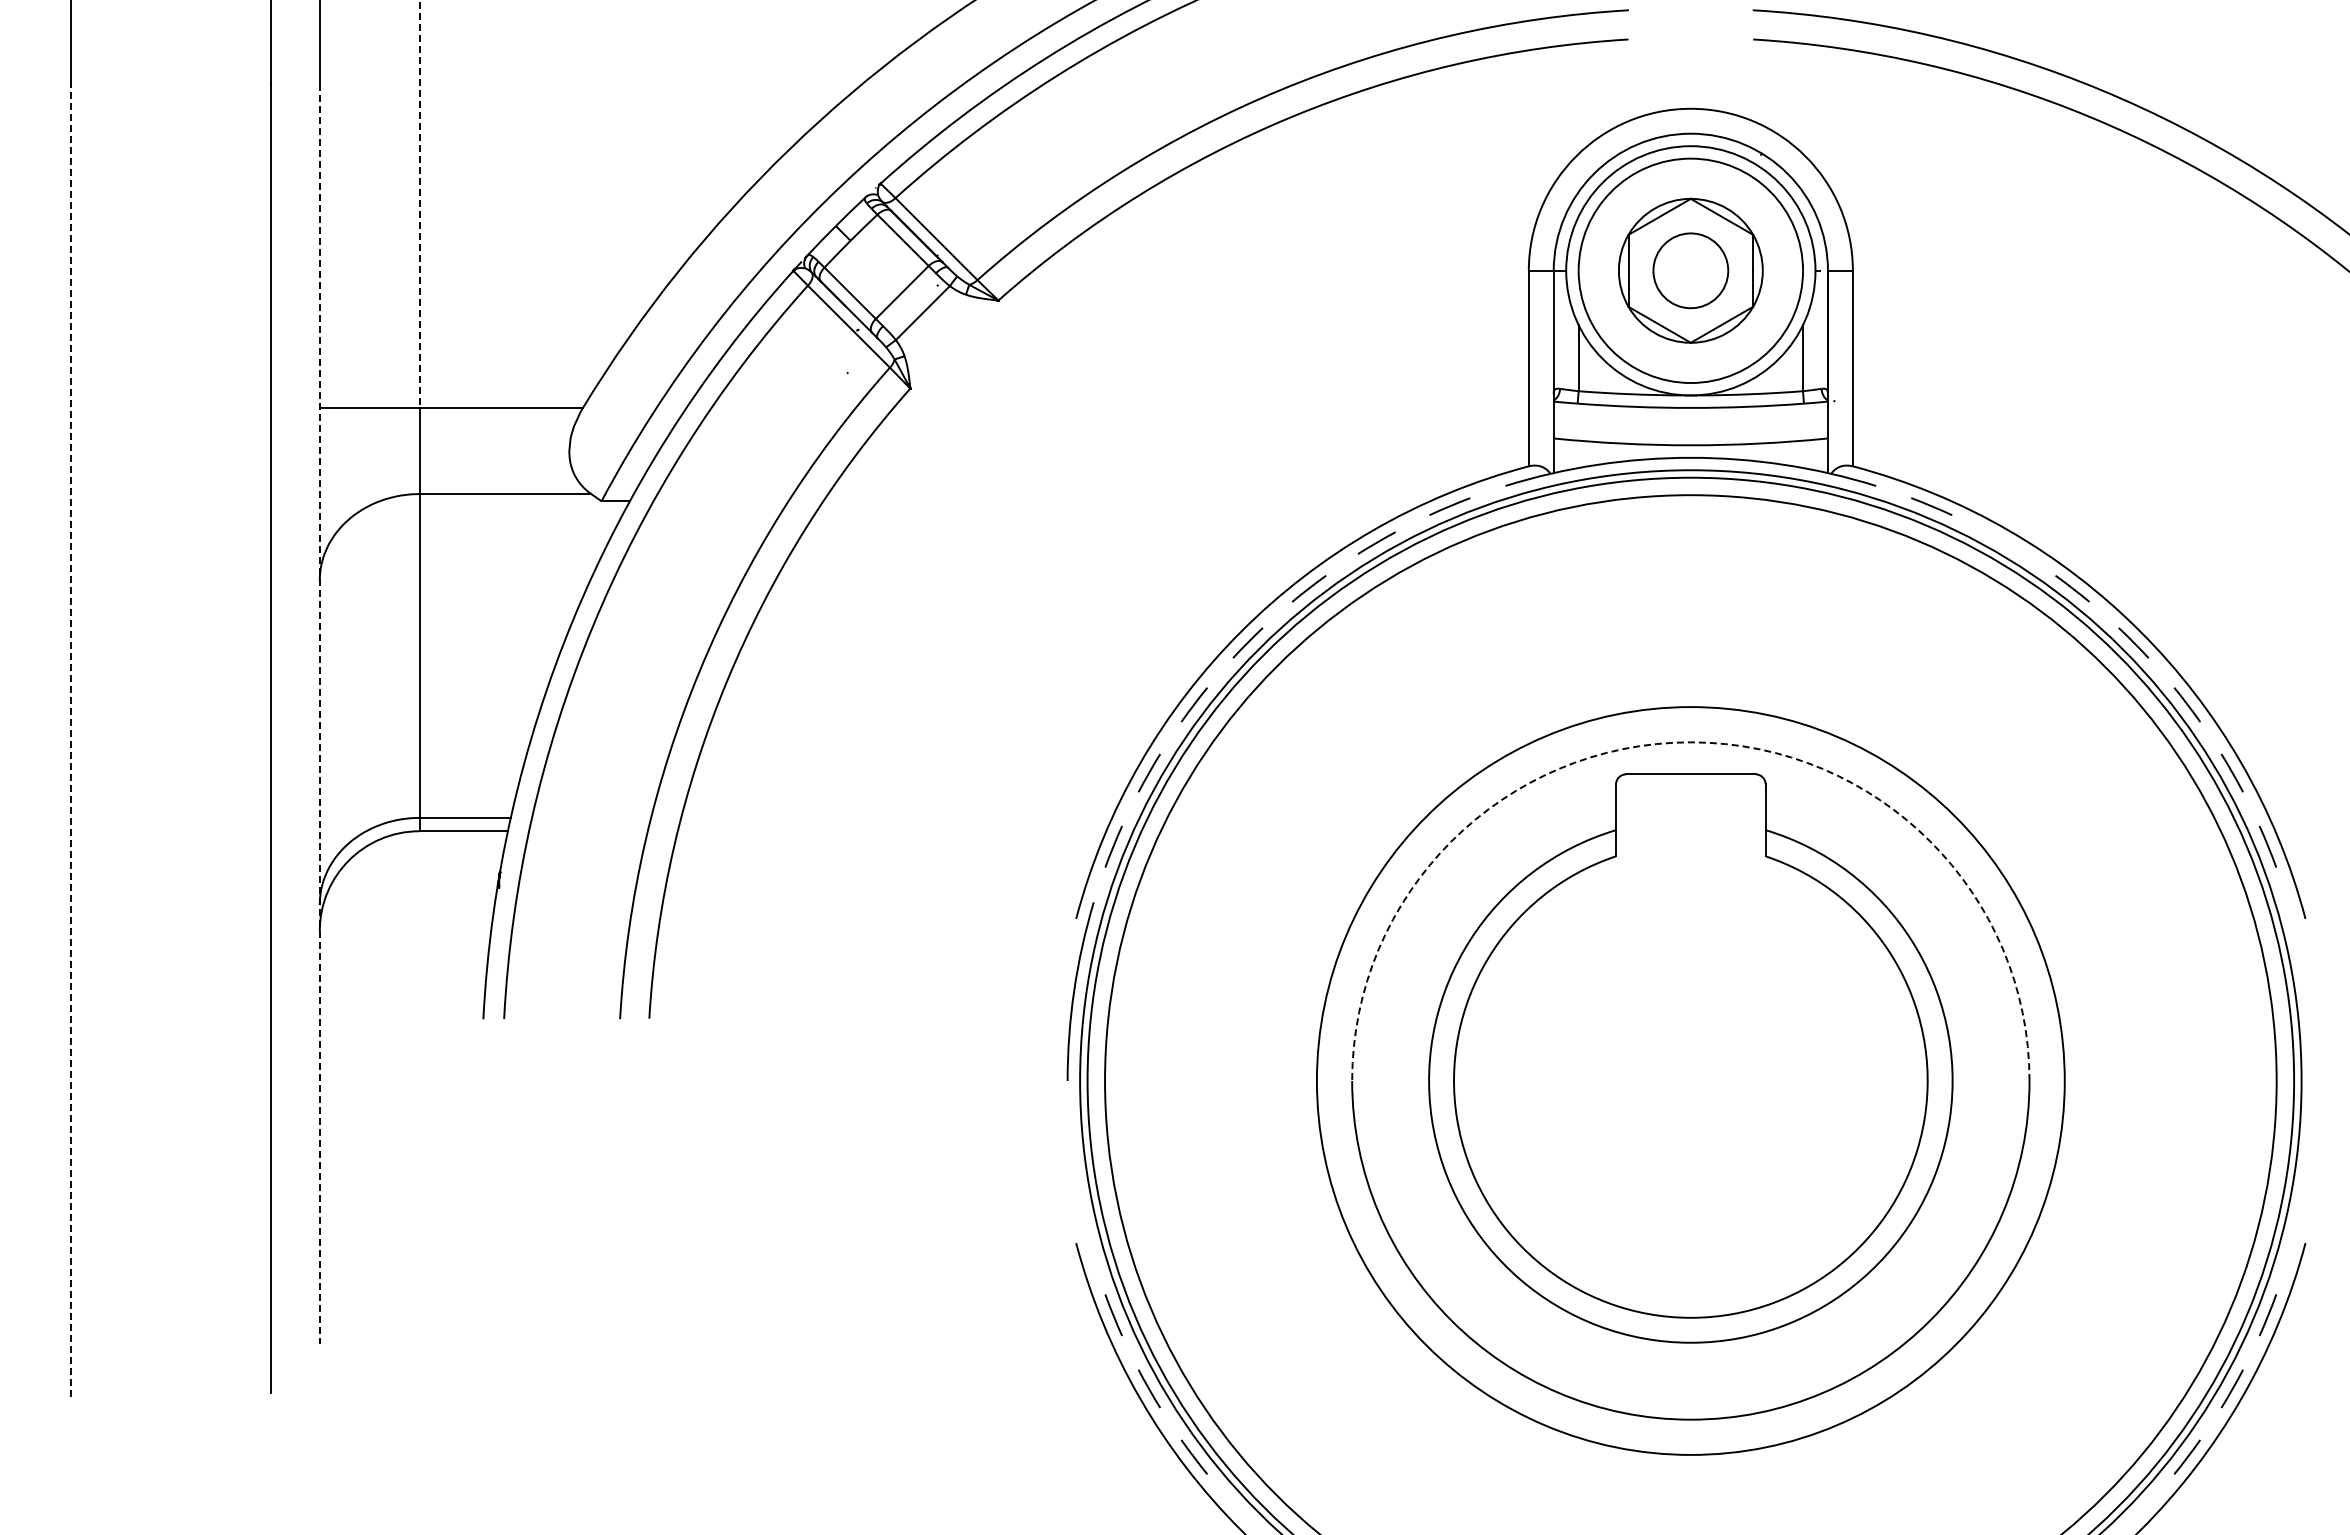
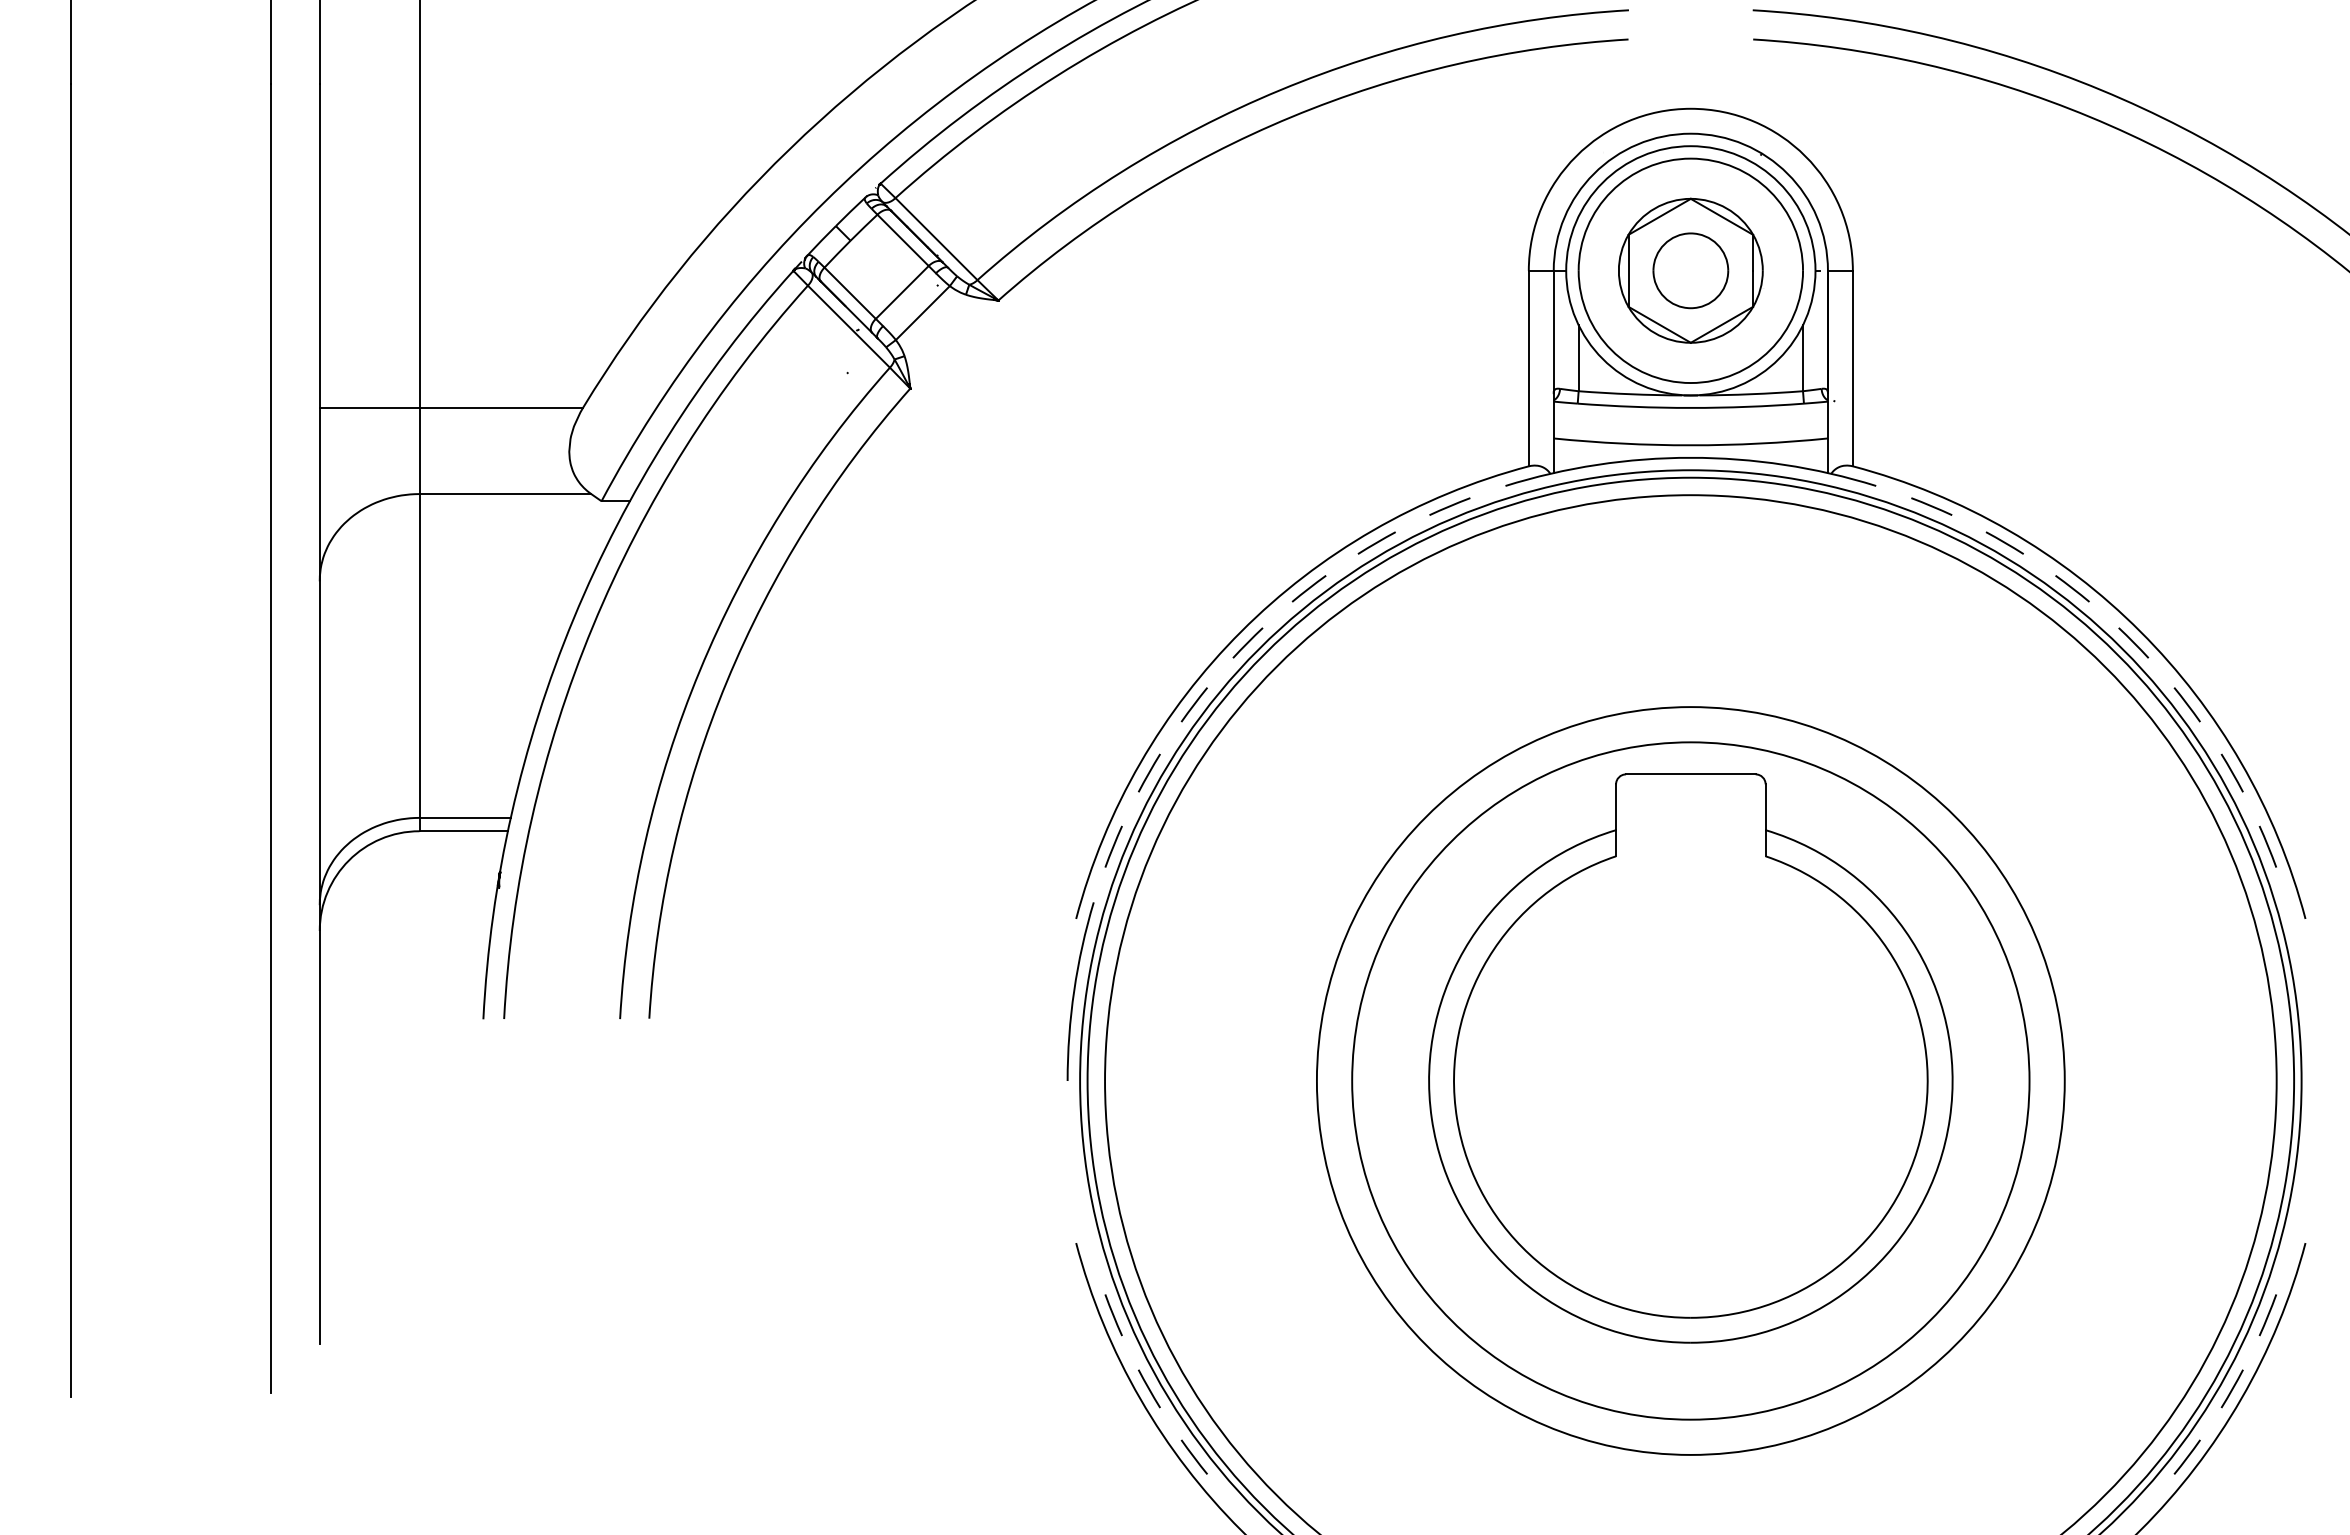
line: dashed -> solid (419, 204)
line: none -> present (2004, 542)
line: dashed -> solid (319, 713)
line: dashed -> solid (70, 740)
arc: dashed -> solid (1690, 742)
